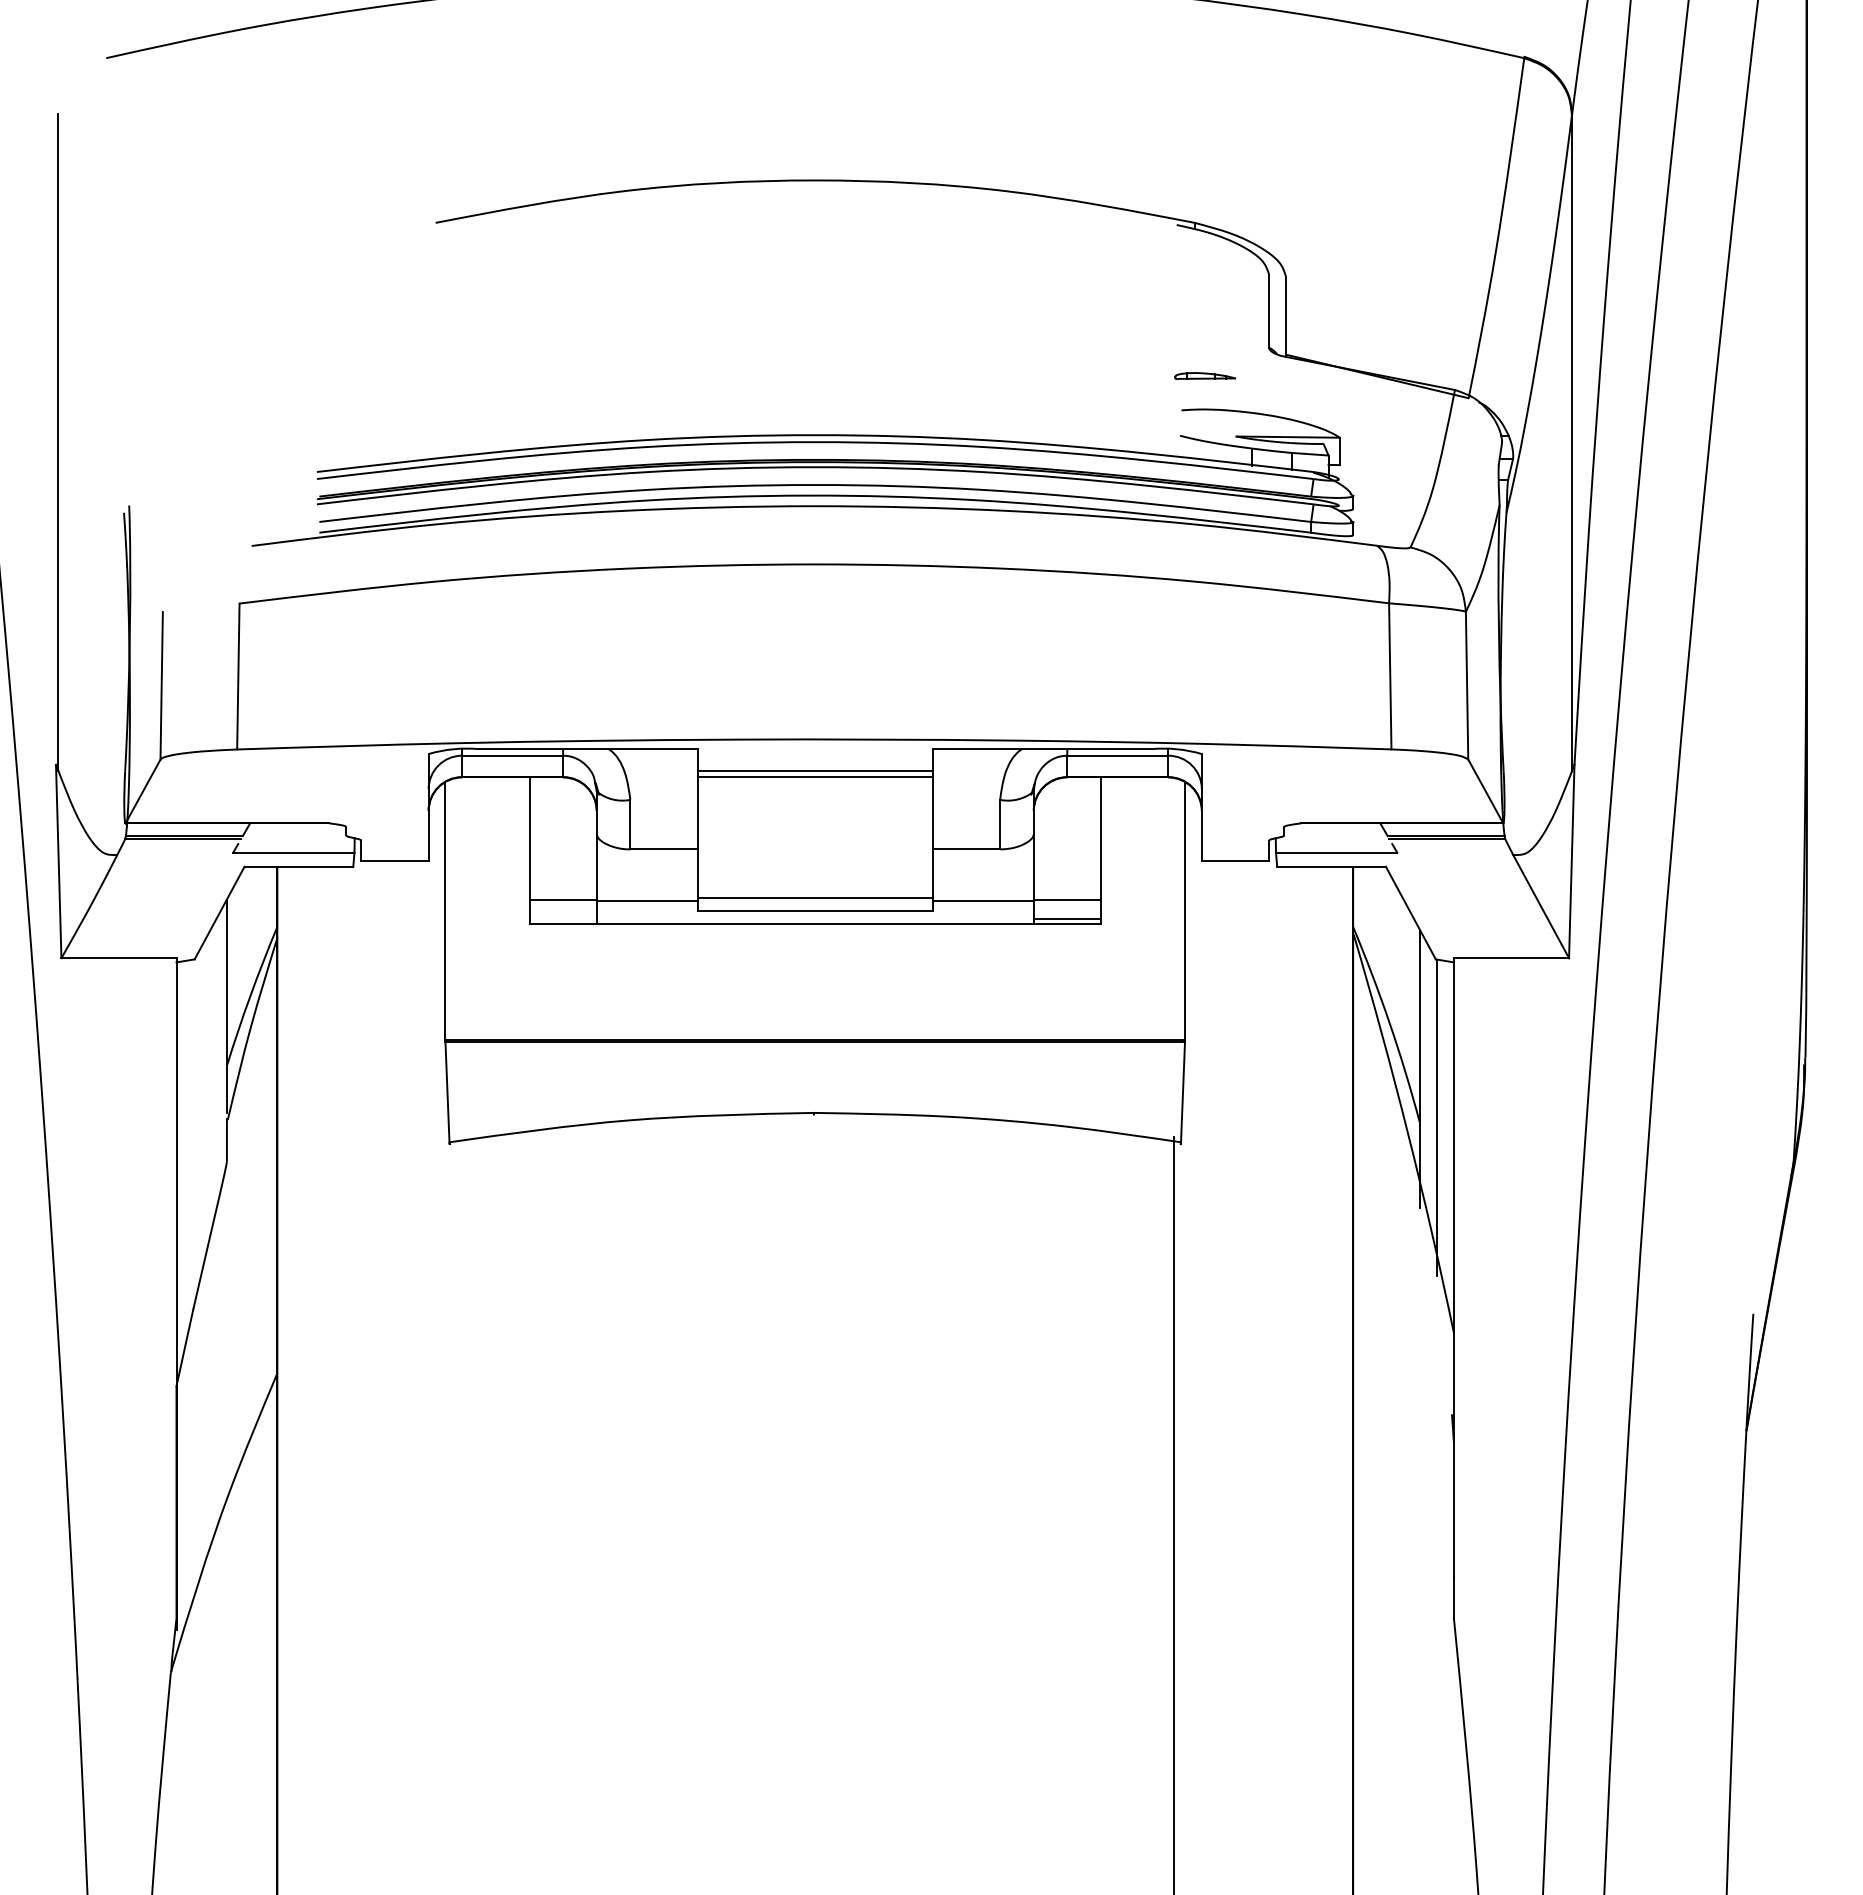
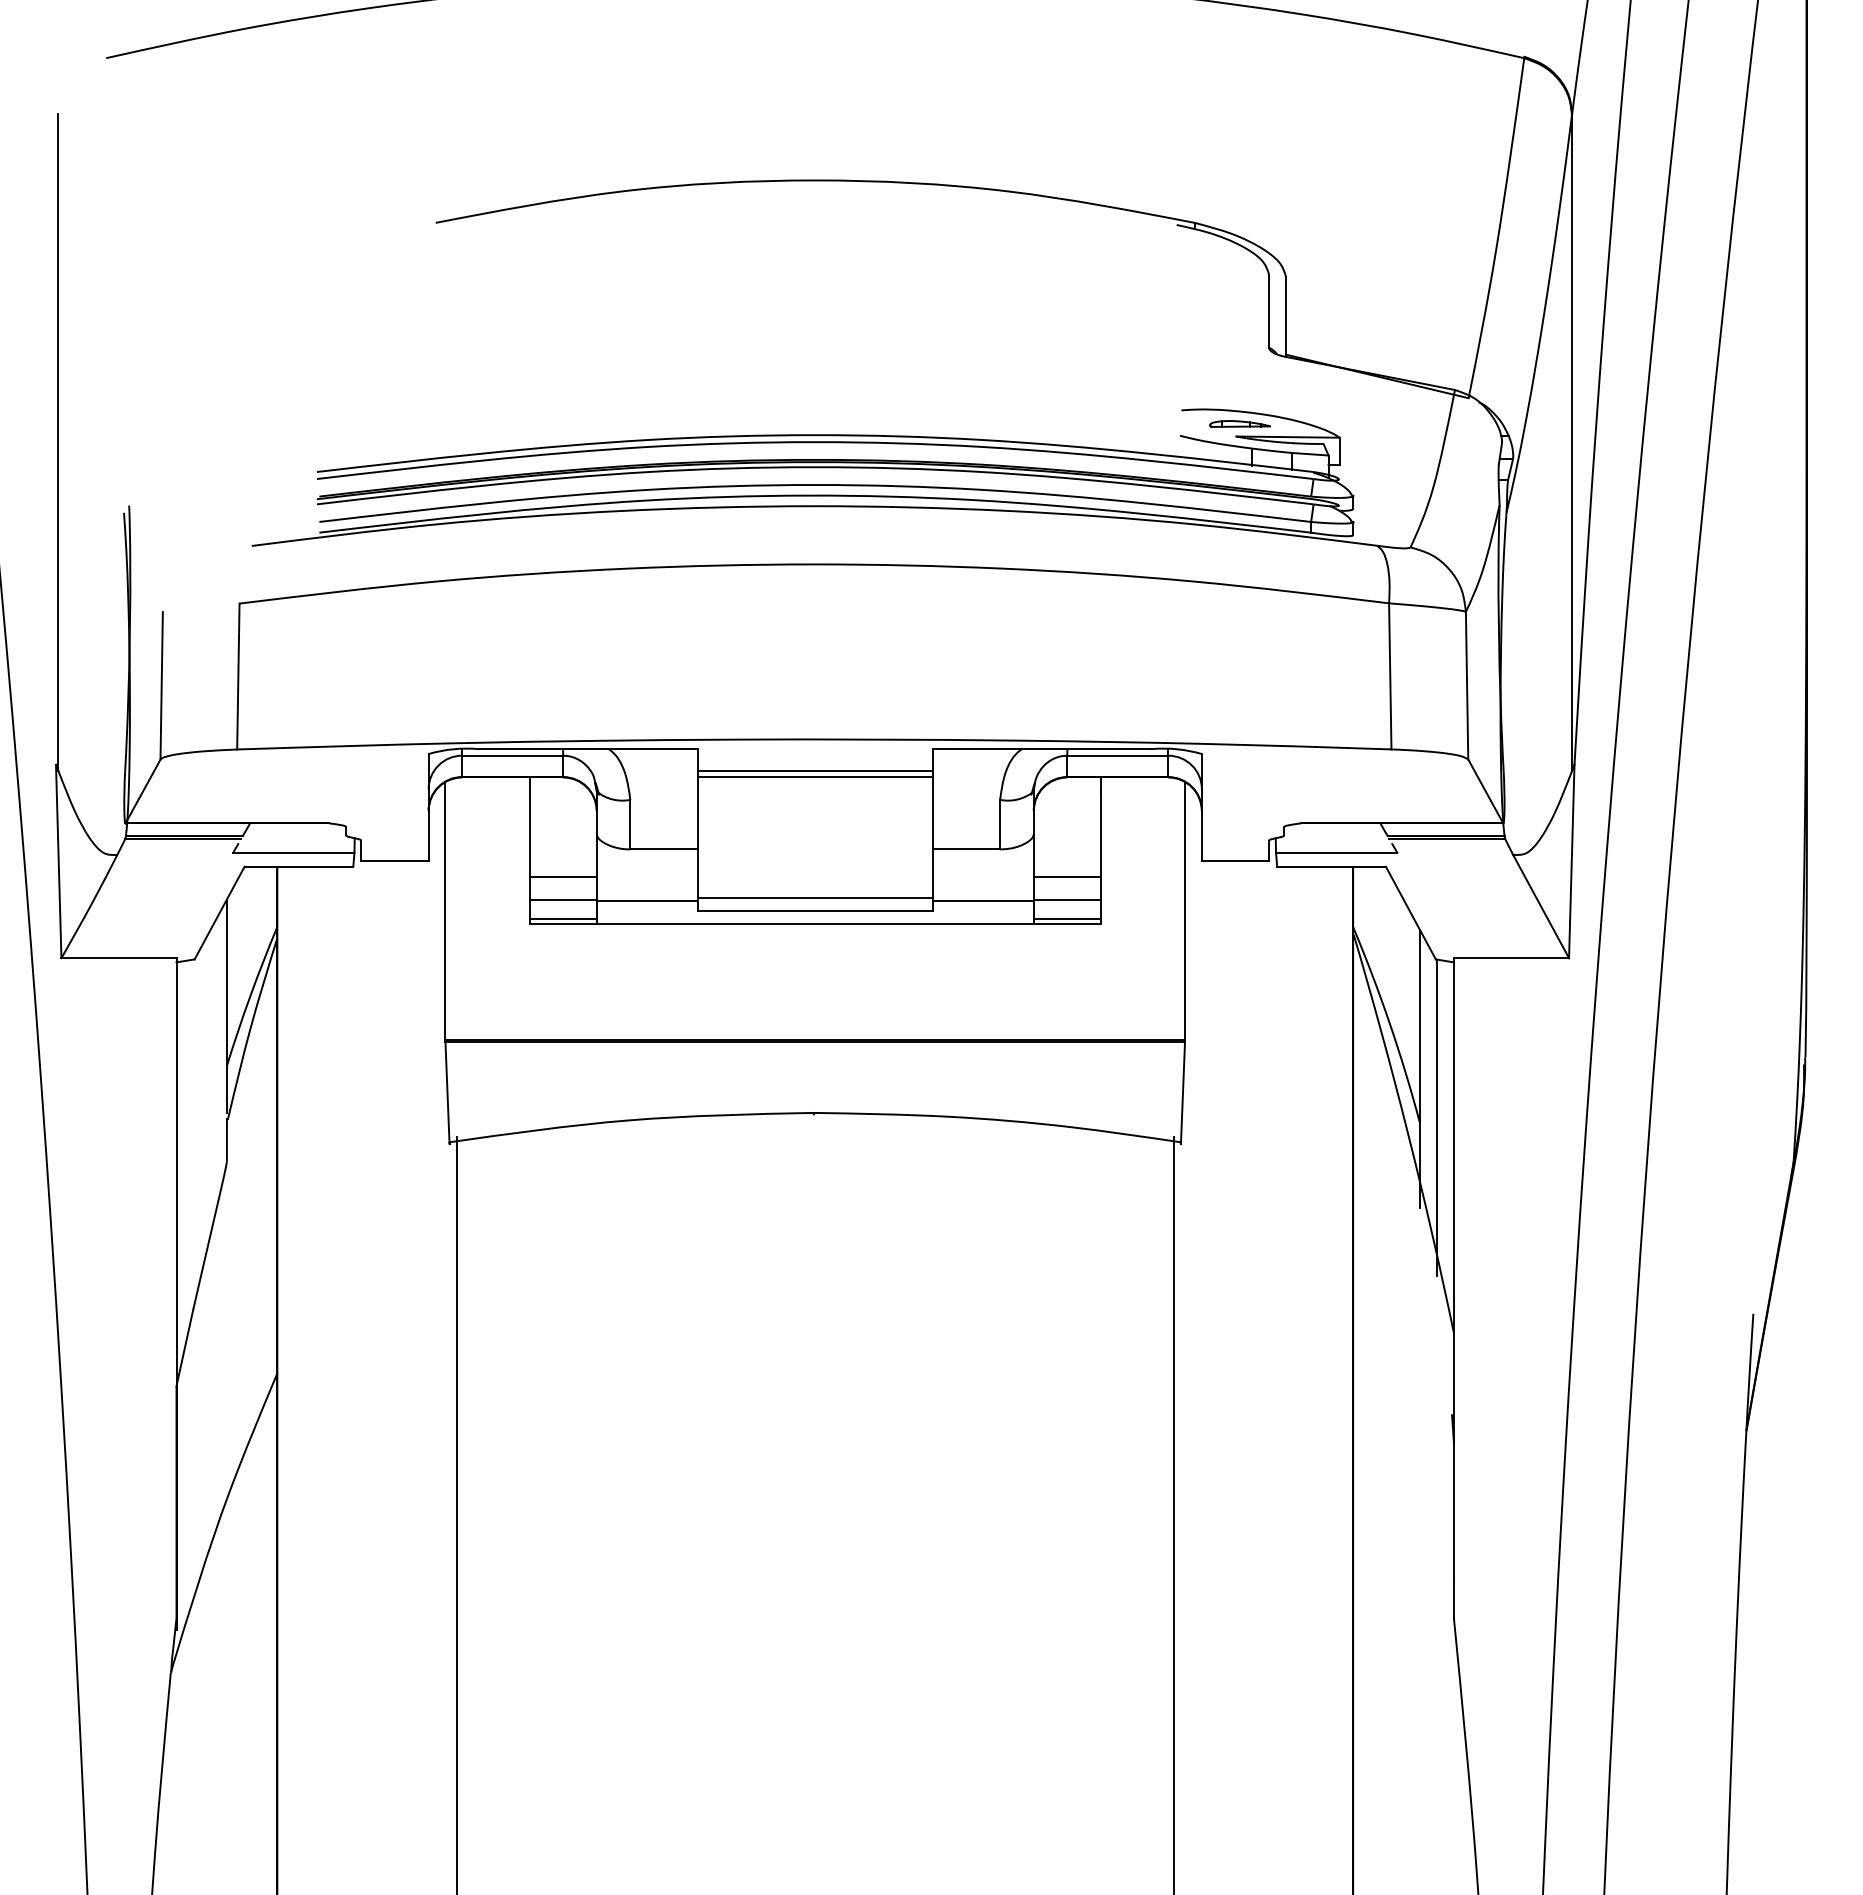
part position: (1204, 375) -> (1239, 423) (1239, 423)
line: none -> present (562, 877)
line: none -> present (1067, 877)
line: none -> present (562, 919)
line: none -> present (456, 1514)
